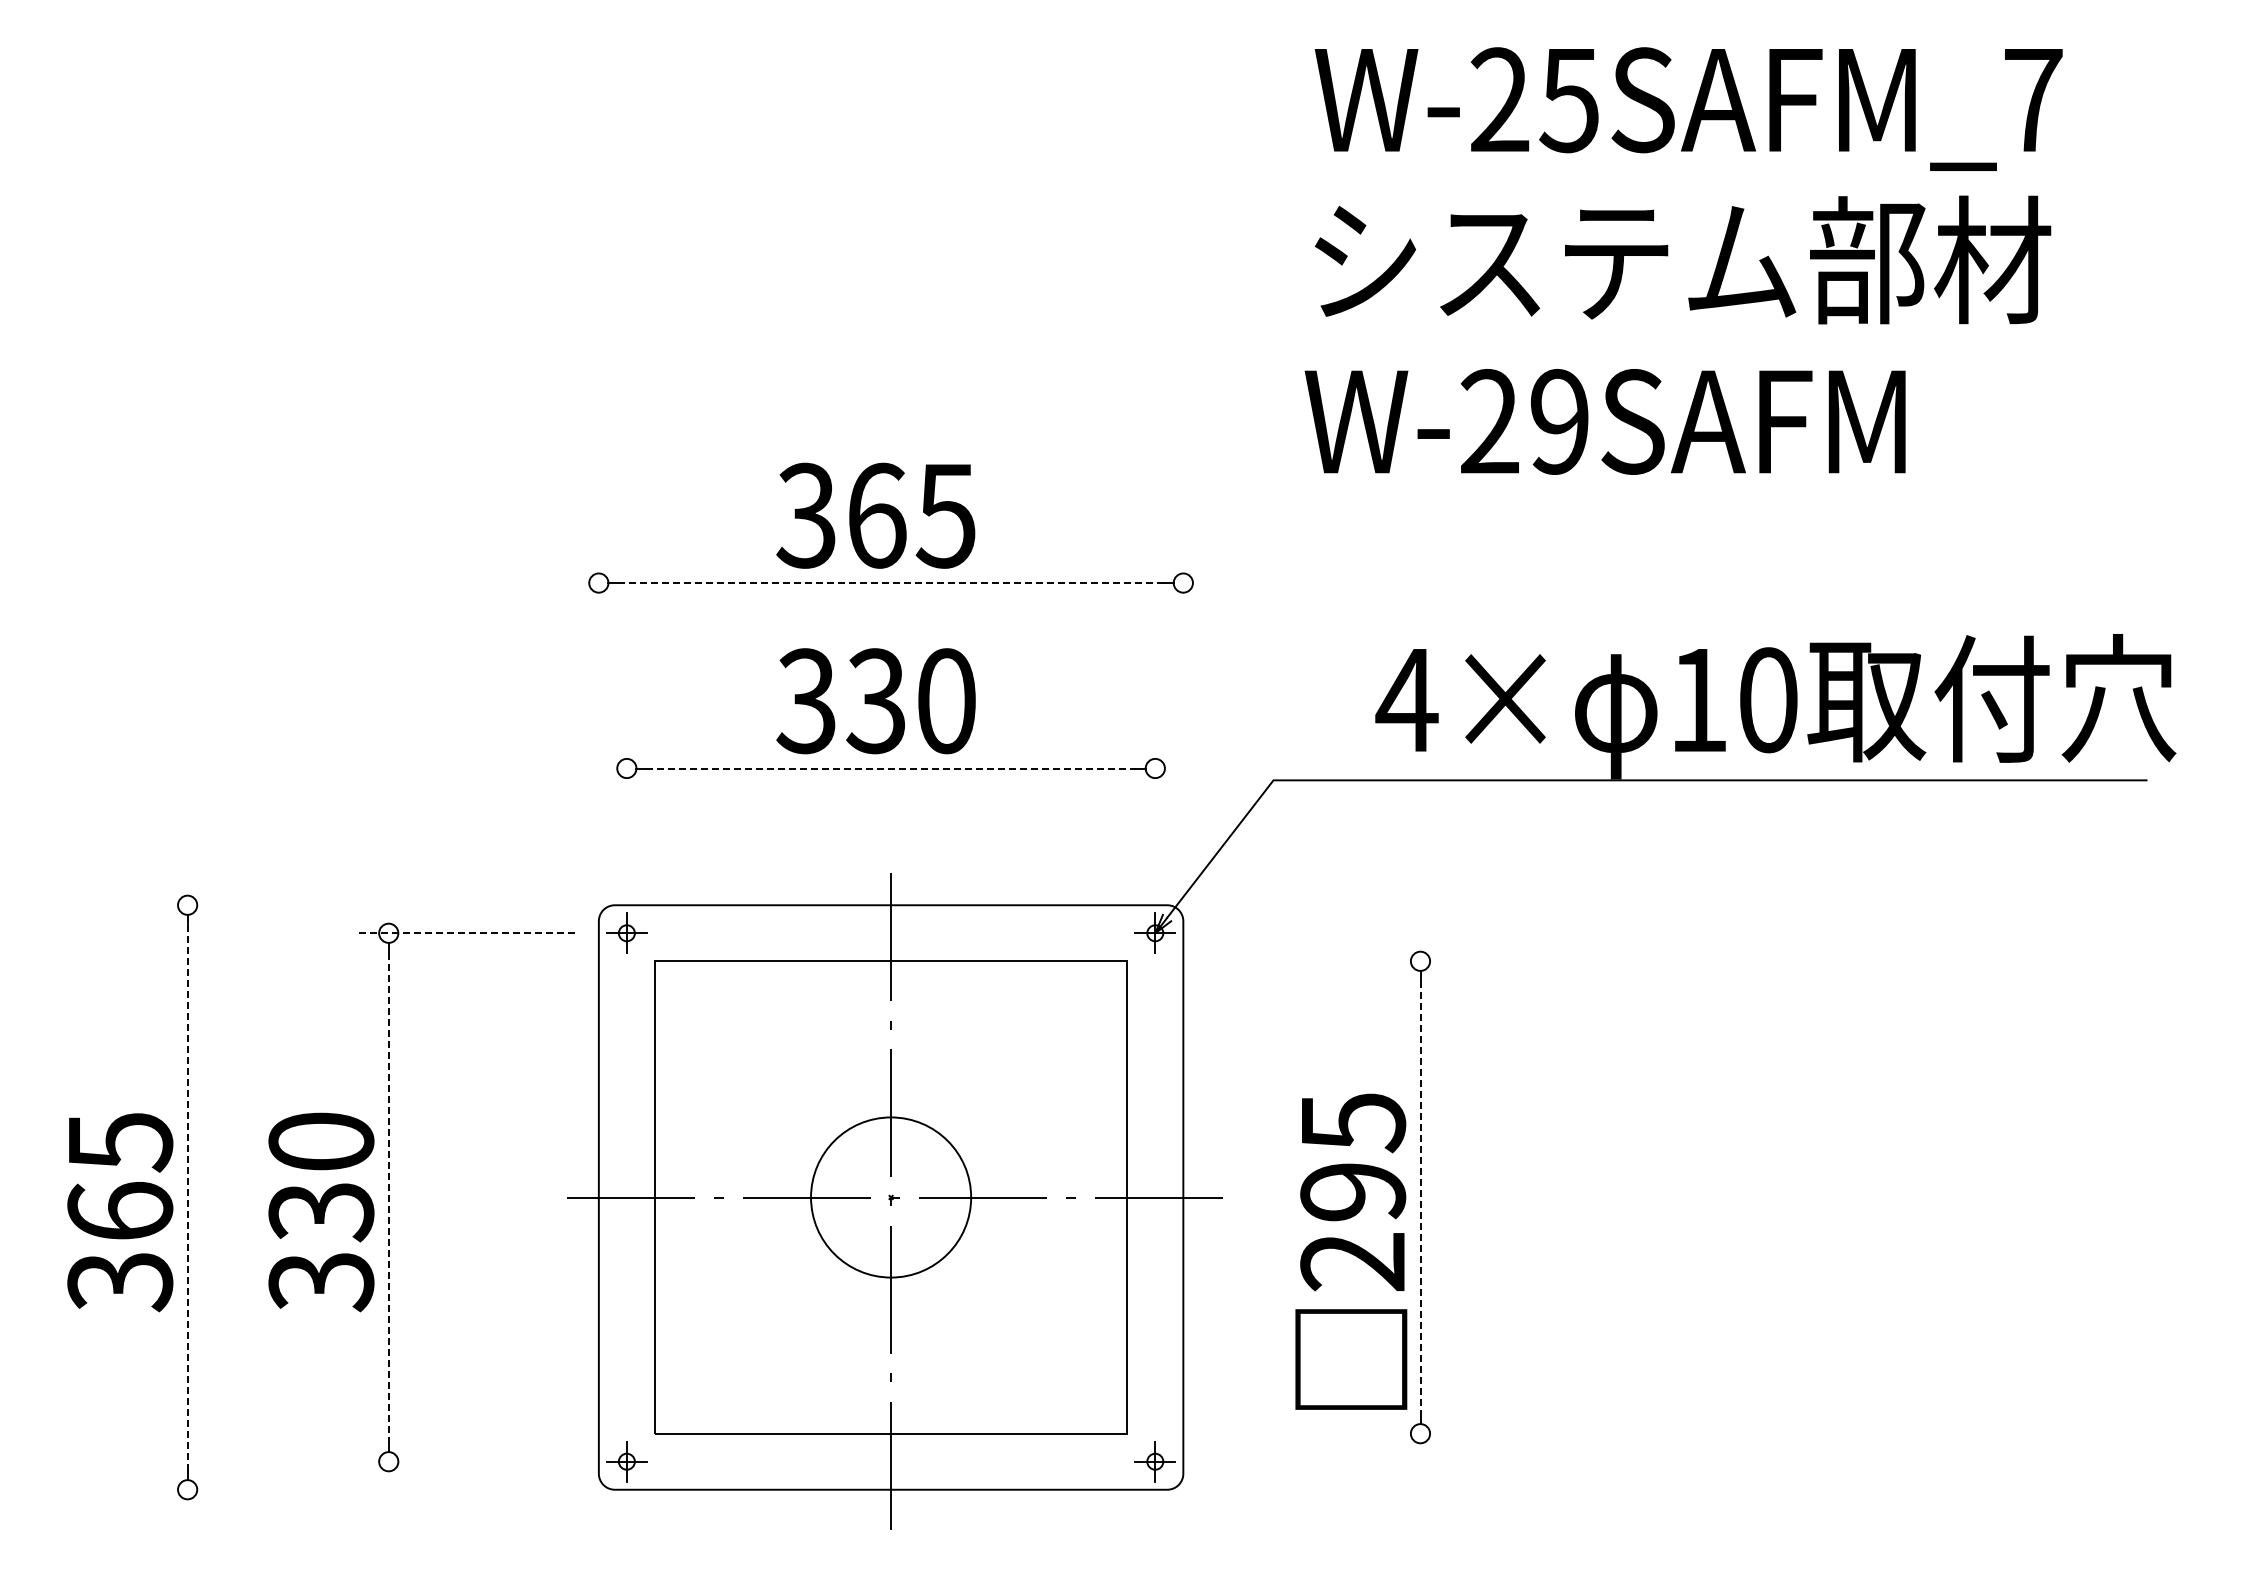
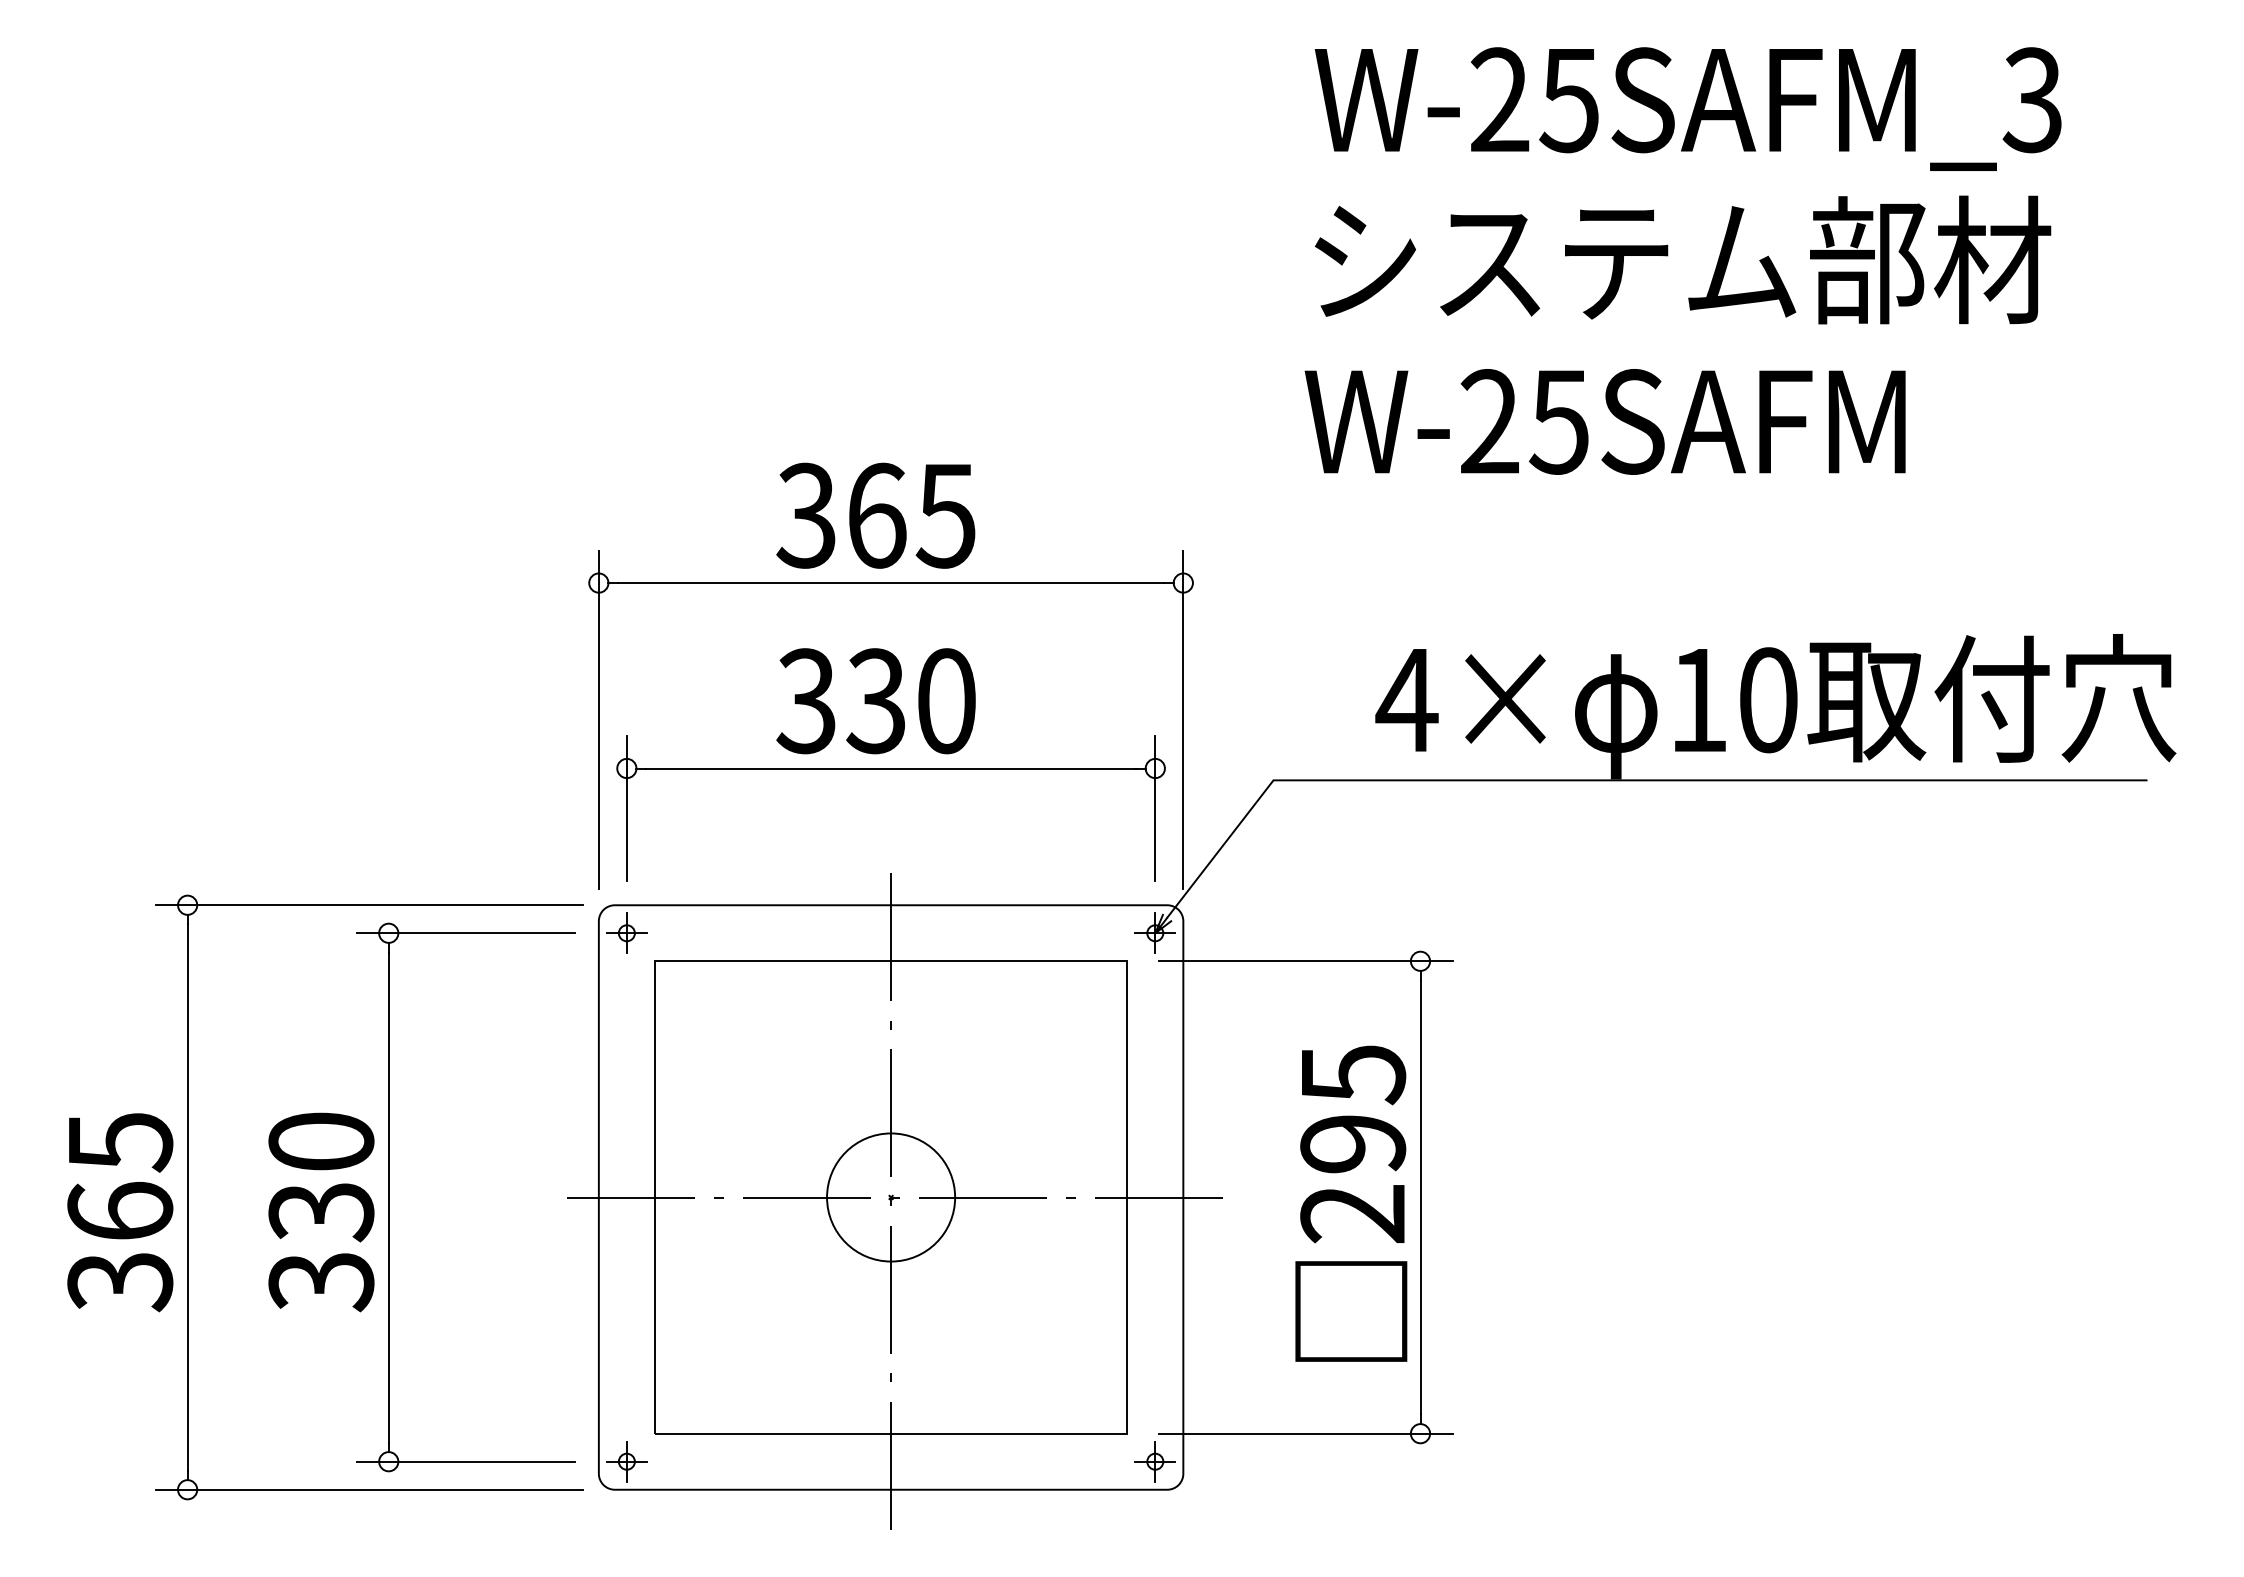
text: W-25SAFM_7 -> W-25SAFM_3 (2032, 100)
text: W-29SAFM -> W-25SAFM (1558, 421)
line: dashed -> solid (891, 583)
line: none -> present (598, 720)
line: none -> present (1183, 720)
line: dashed -> solid (891, 768)
line: none -> present (626, 808)
line: none -> present (1155, 808)
line: none -> present (368, 905)
line: dashed -> solid (465, 933)
line: none -> present (1305, 961)
line: dashed -> solid (187, 1197)
circle diameter: 160 px -> 128 px (891, 1197)
line: dashed -> solid (1420, 1197)
line: dashed -> solid (388, 1198)
text position: (1351, 1251) -> (1351, 1203) (1351, 1203)
line: none -> present (1305, 1433)
line: none -> present (465, 1461)
line: none -> present (368, 1489)
